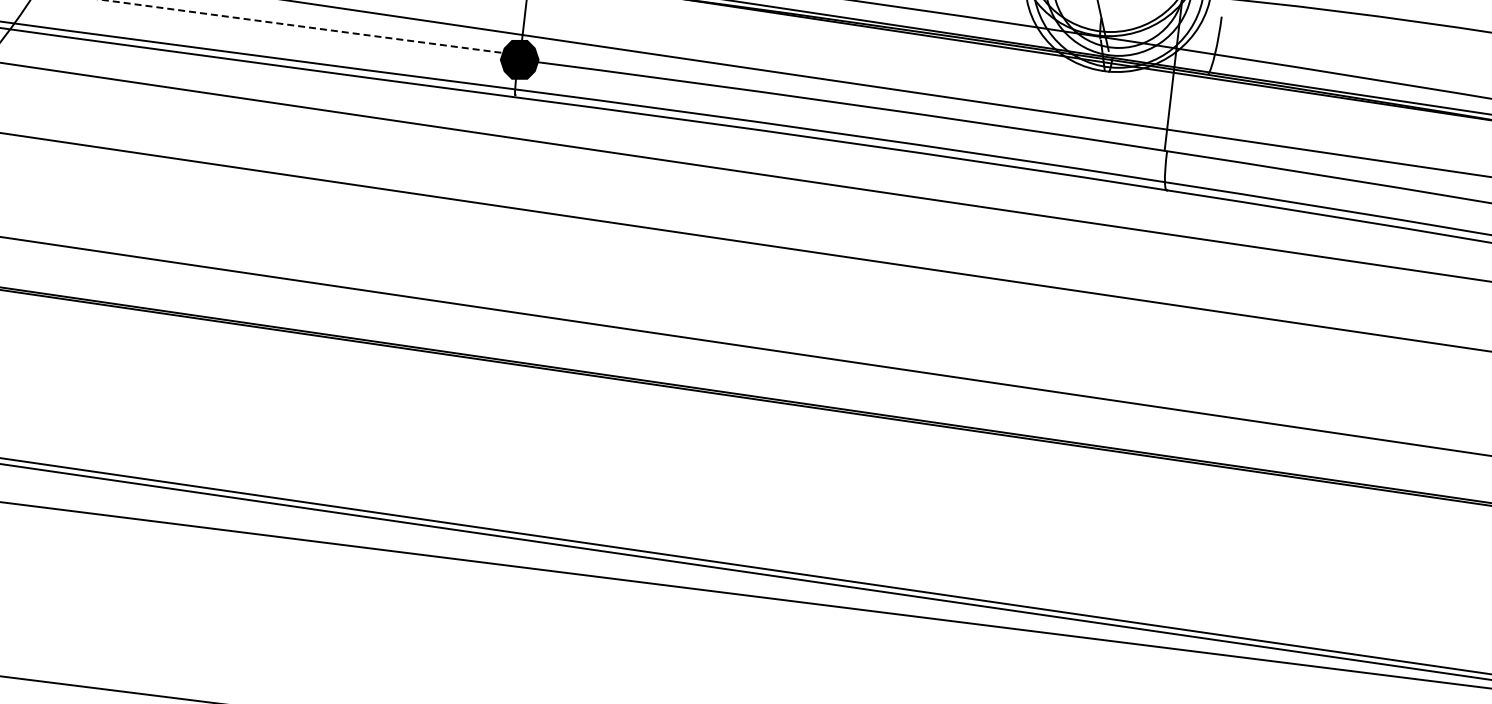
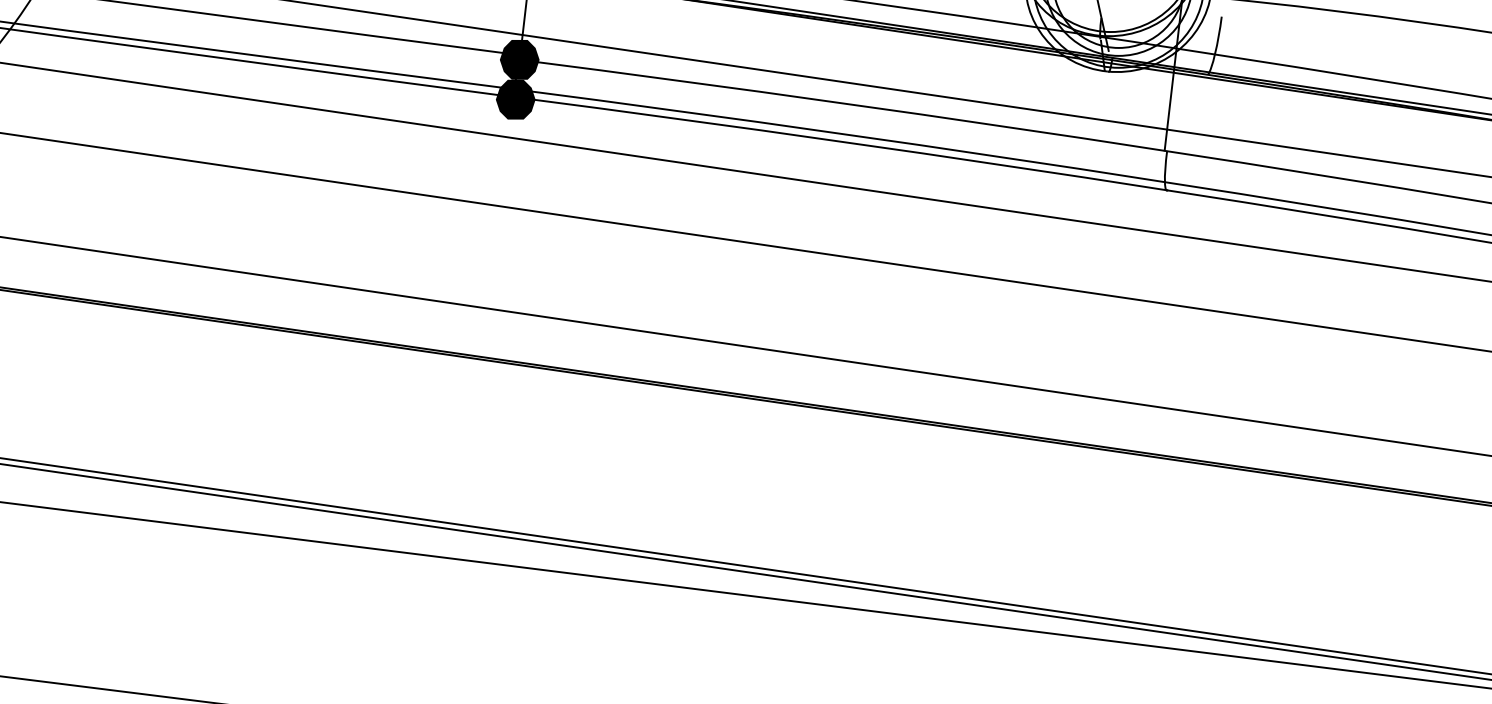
arc: dashed -> solid (312, 27)
fill: none -> present (515, 99)
